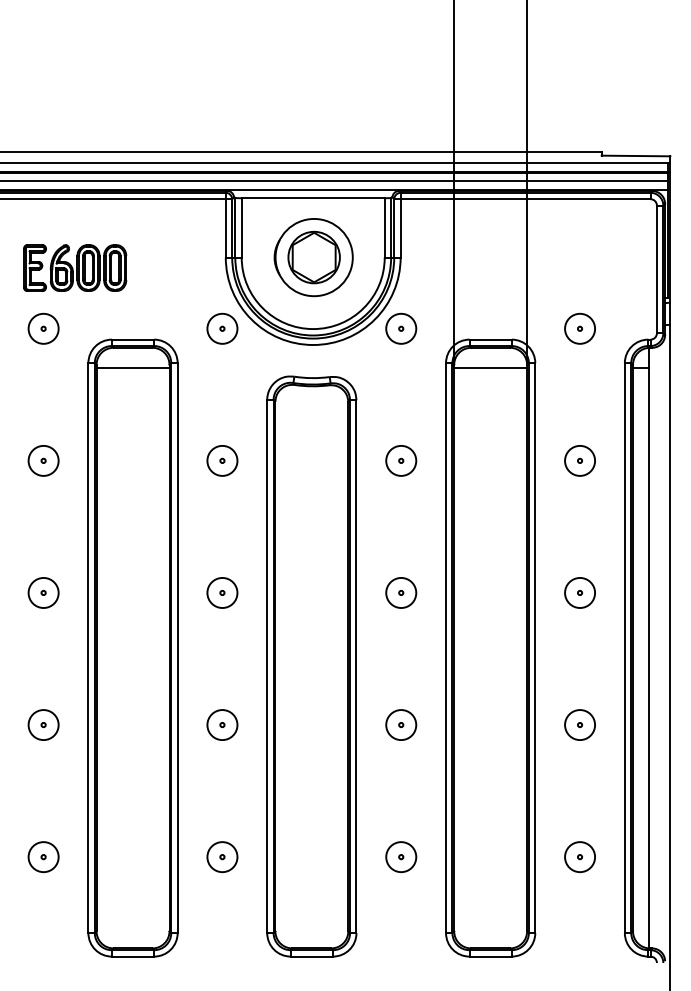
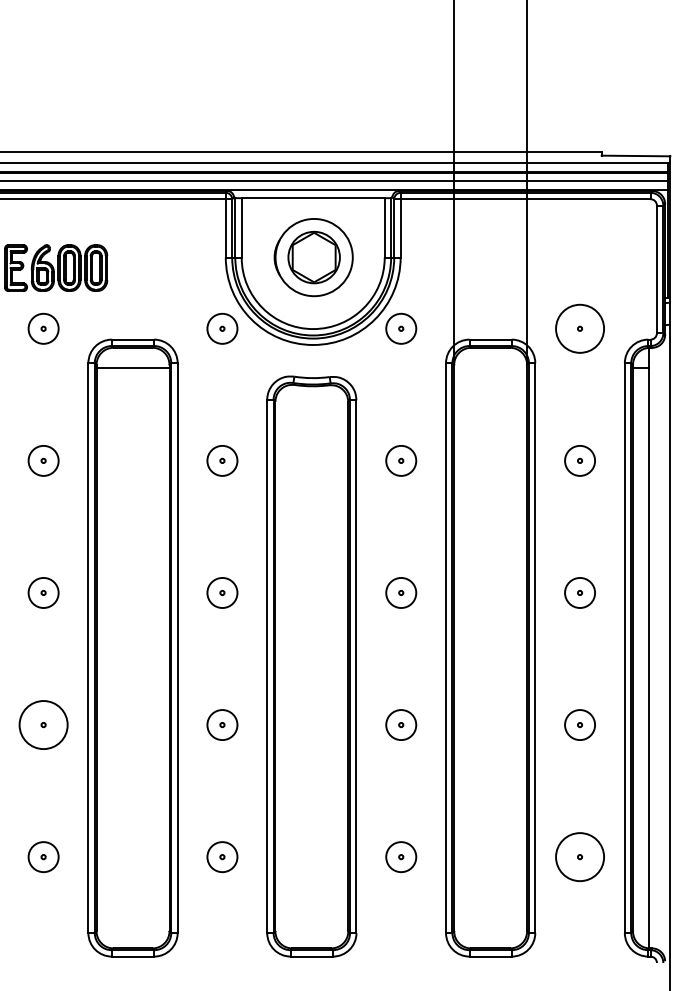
part position: (75, 267) -> (56, 267) (56, 267)
circle diameter: 30 px -> 48 px (580, 328)
line: present -> none (490, 367)
circle diameter: 30 px -> 48 px (43, 725)
circle diameter: 30 px -> 48 px (580, 857)
